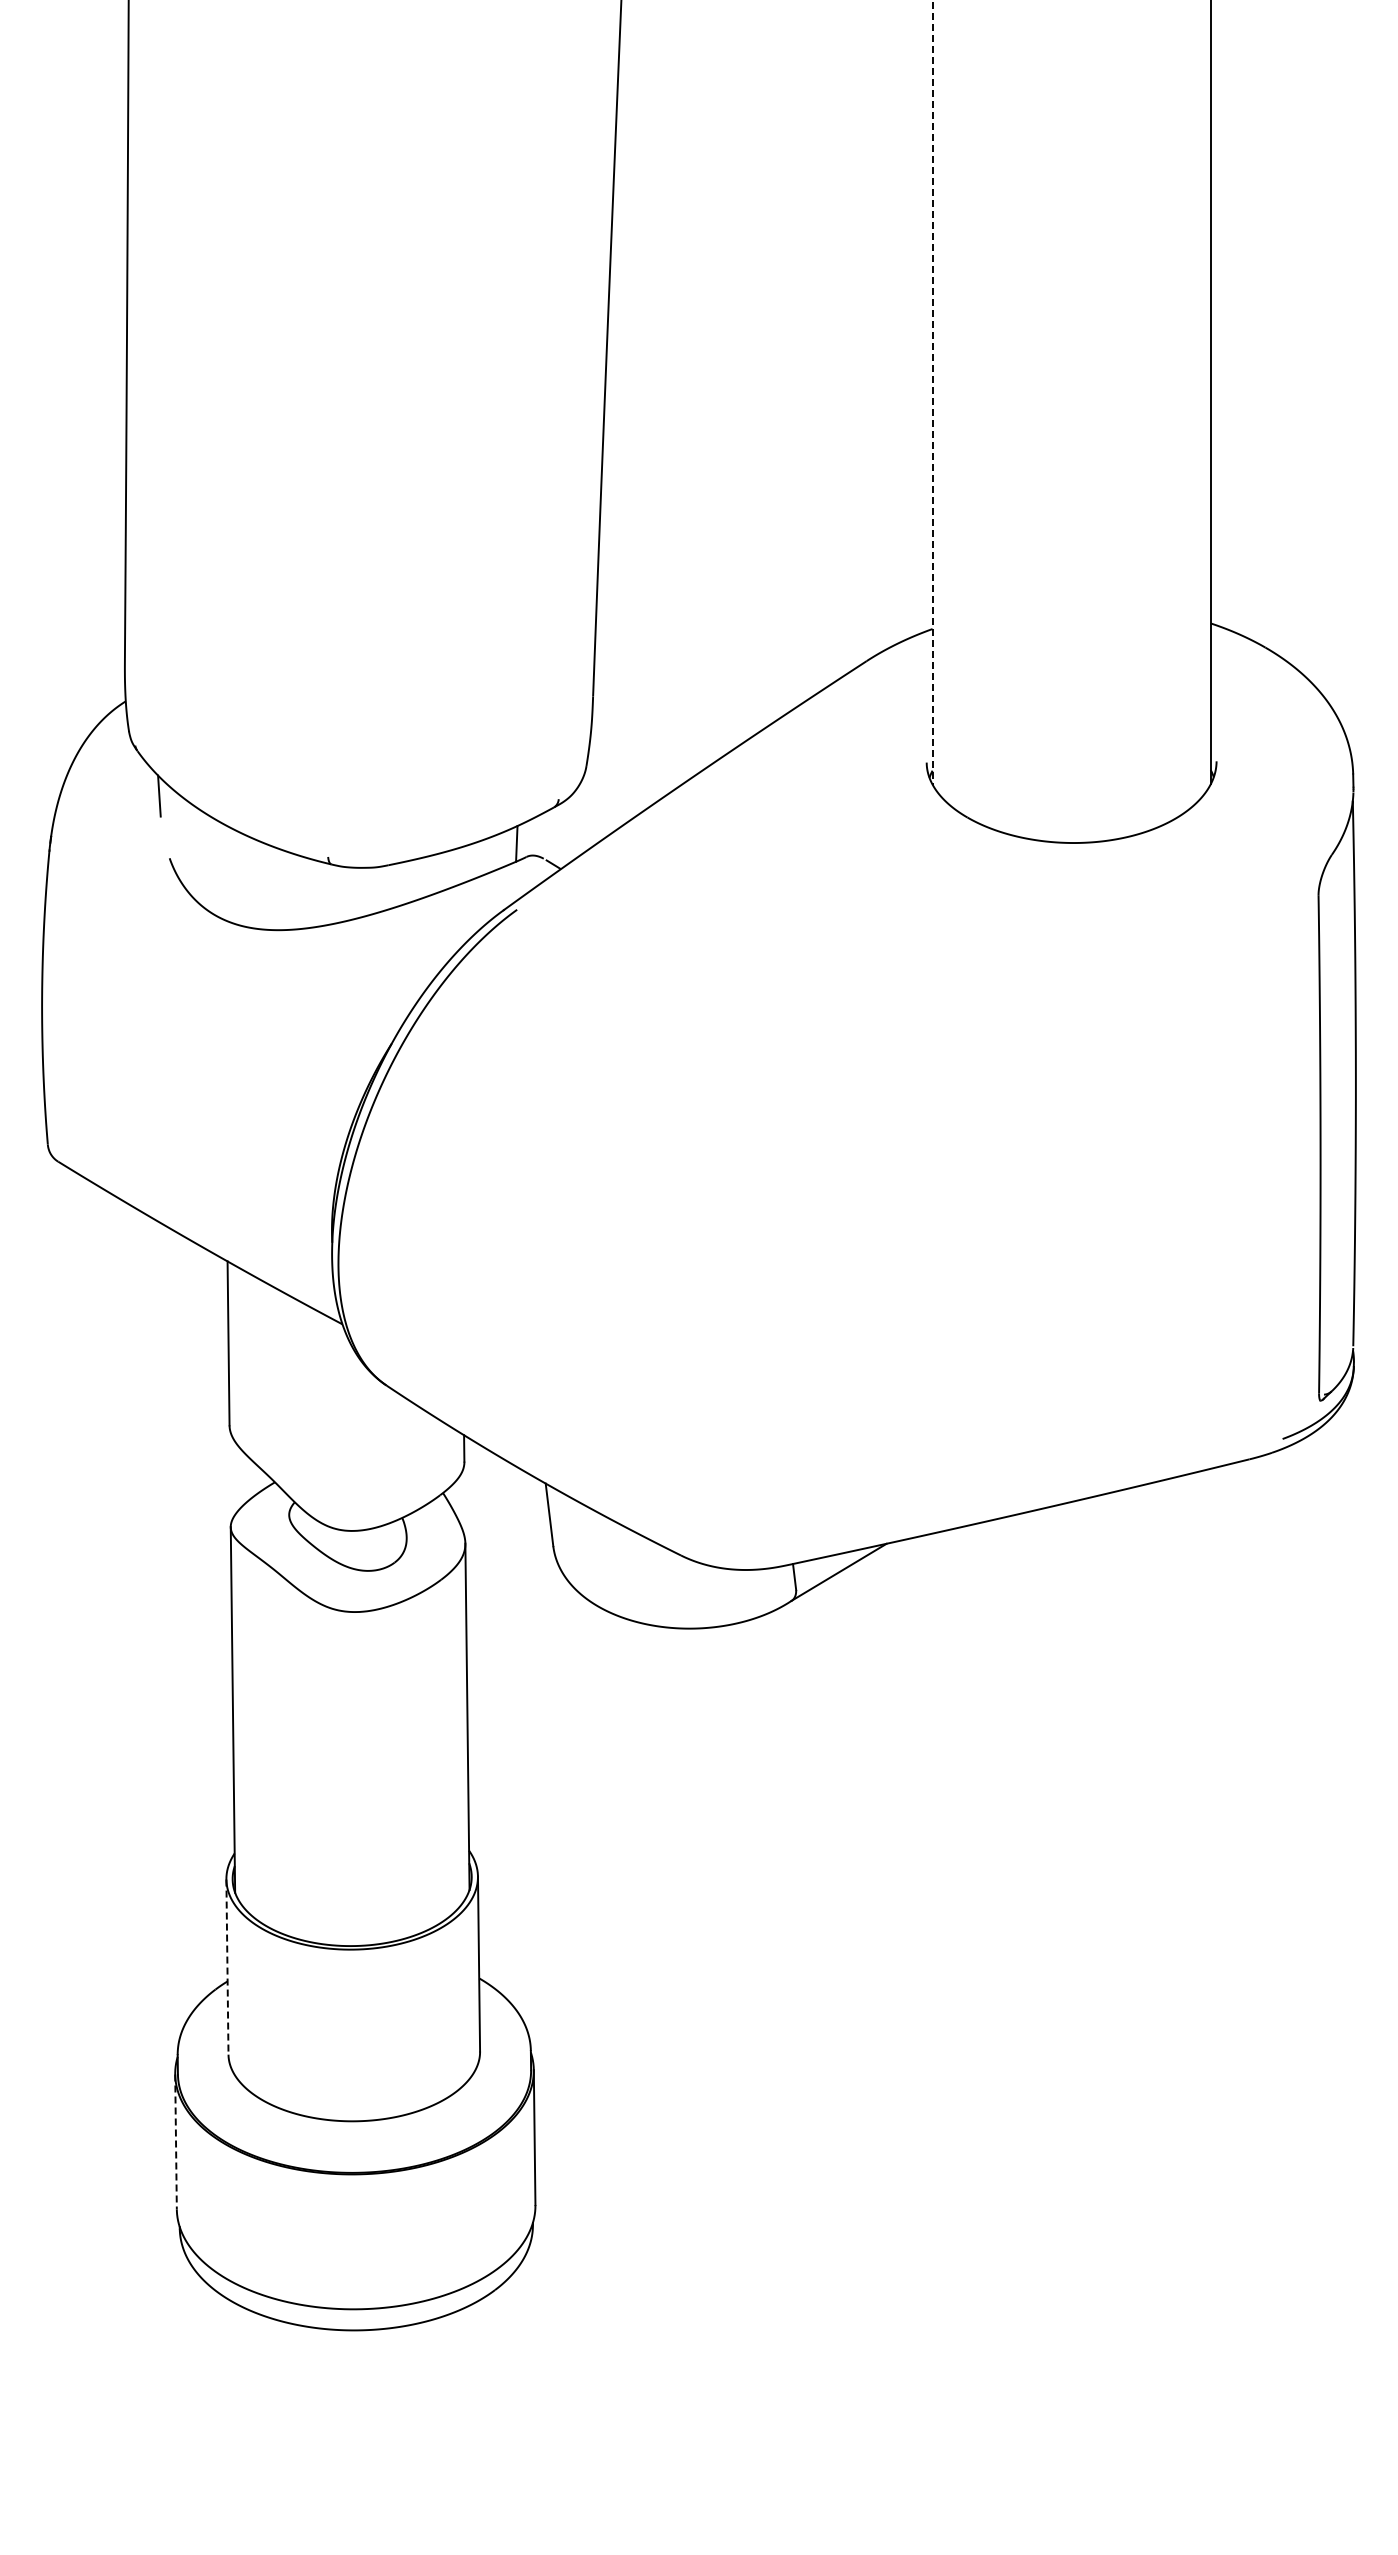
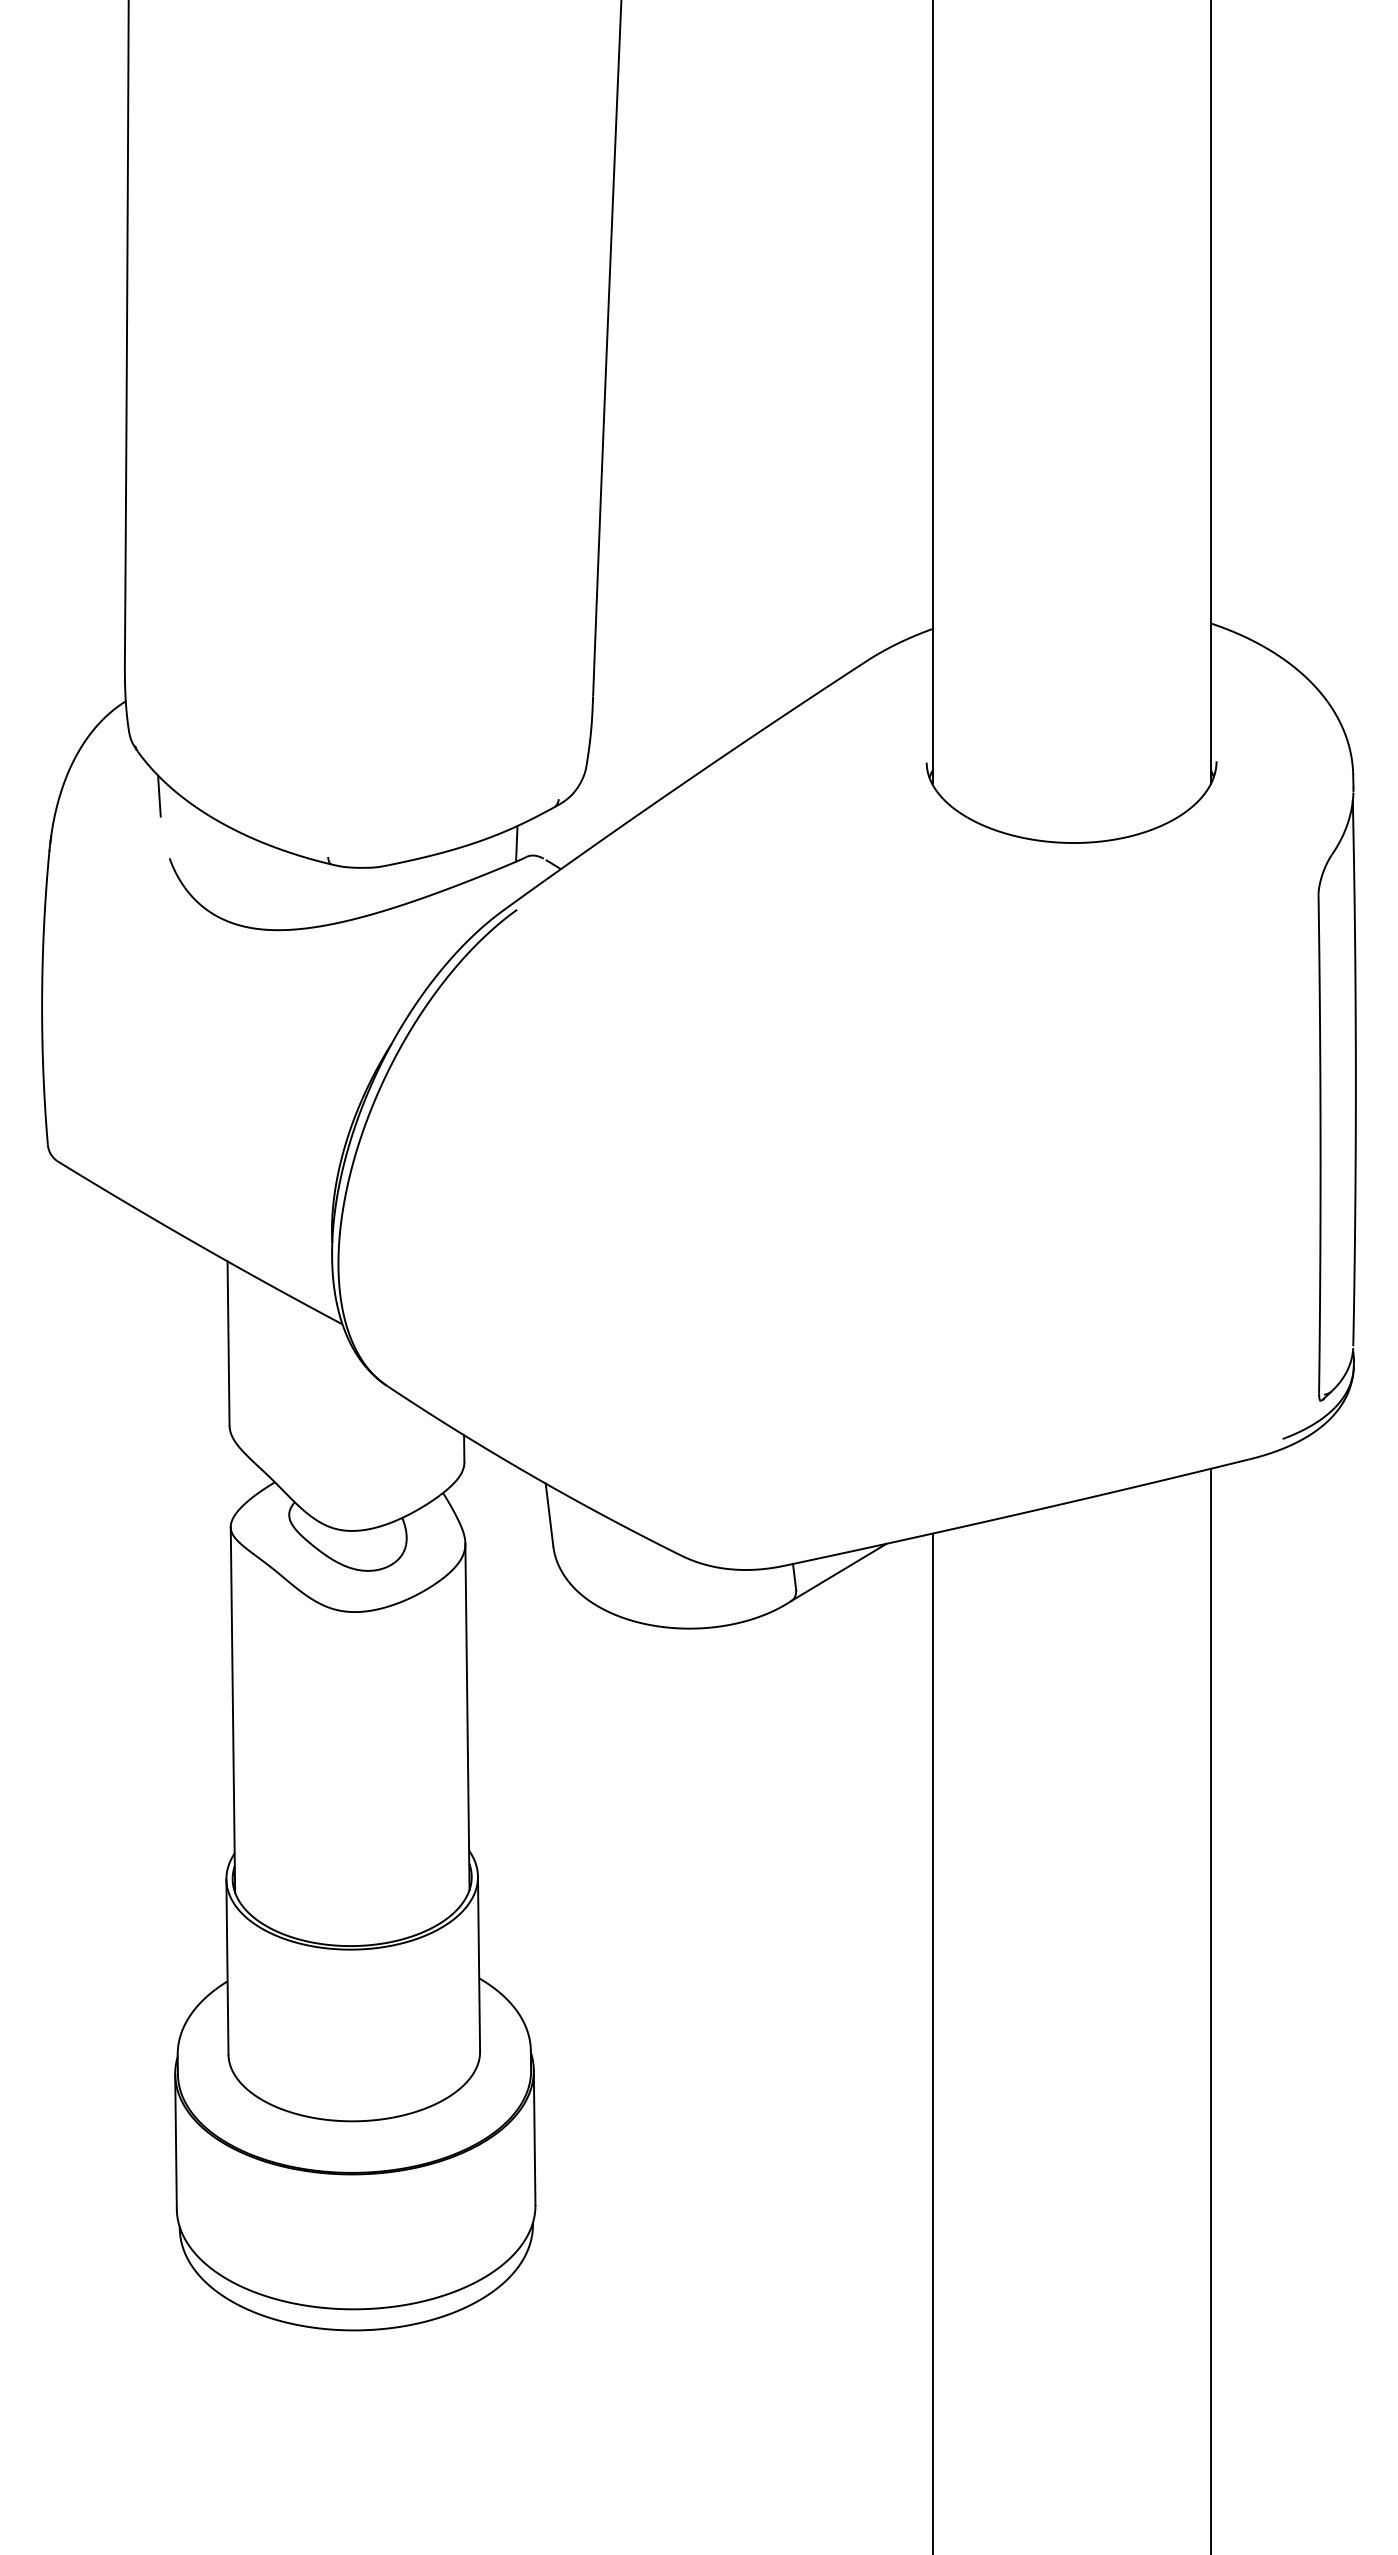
line: dashed -> solid (932, 392)
line: dashed -> solid (227, 1967)
line: none -> present (1210, 2009)
line: none -> present (932, 2042)
line: dashed -> solid (176, 2142)
